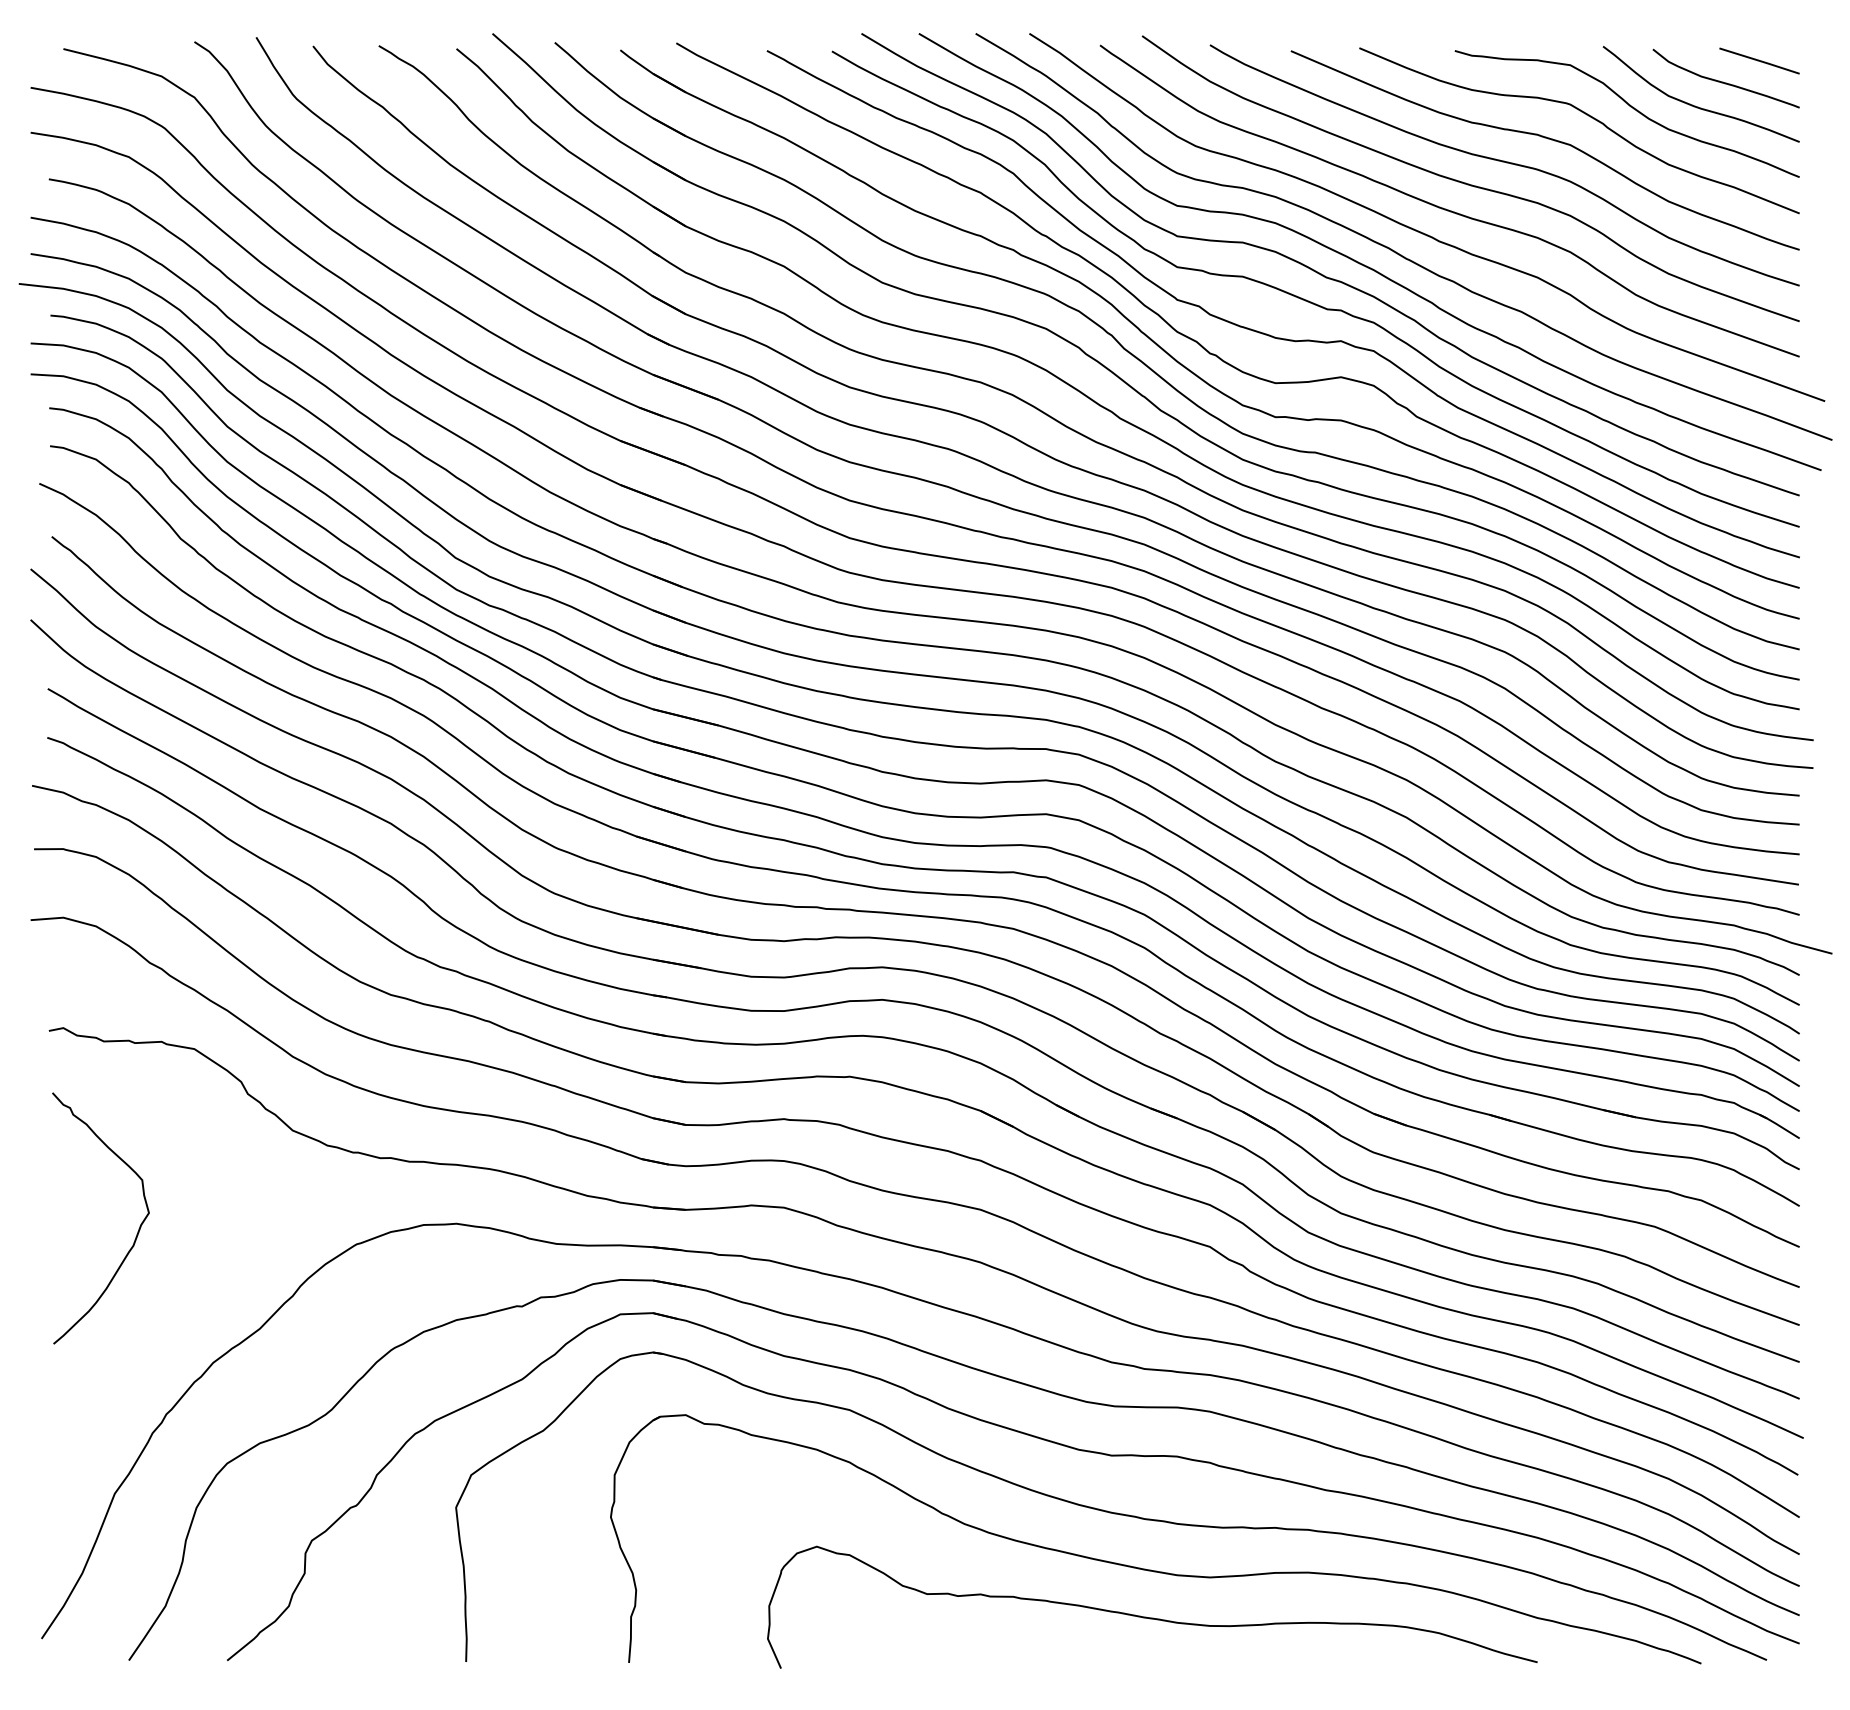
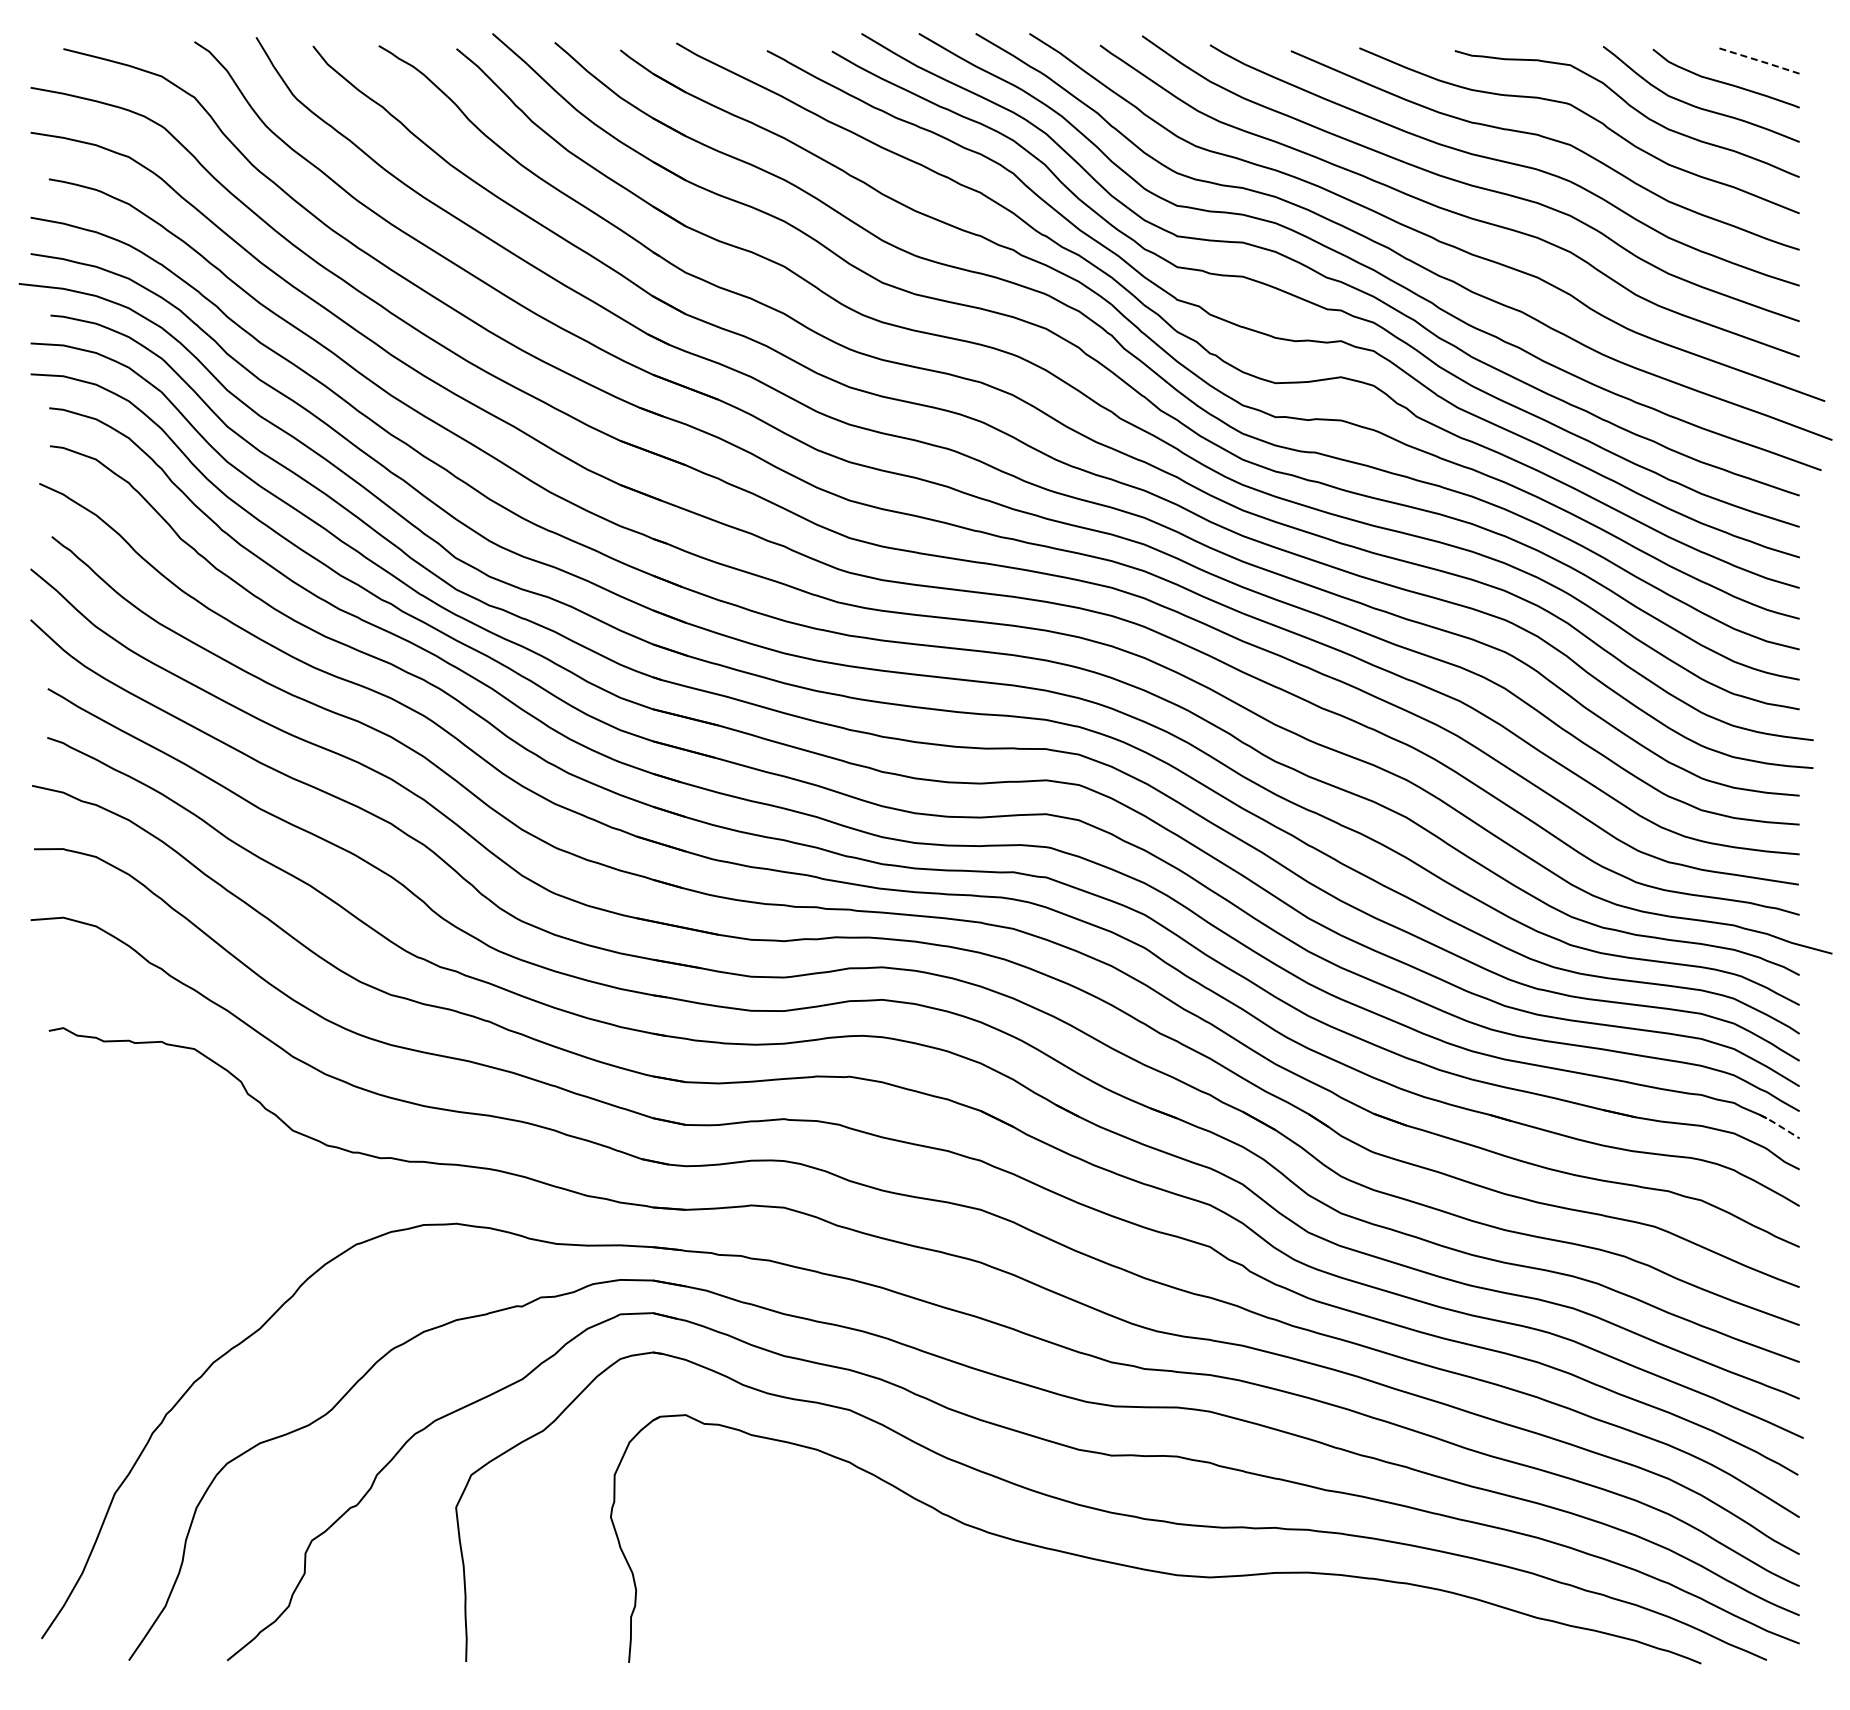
line: solid -> dashed (1759, 61)
line: solid -> dashed (1779, 1125)
curve: present -> none (137, 1231)
curve: present -> none (1152, 1617)
